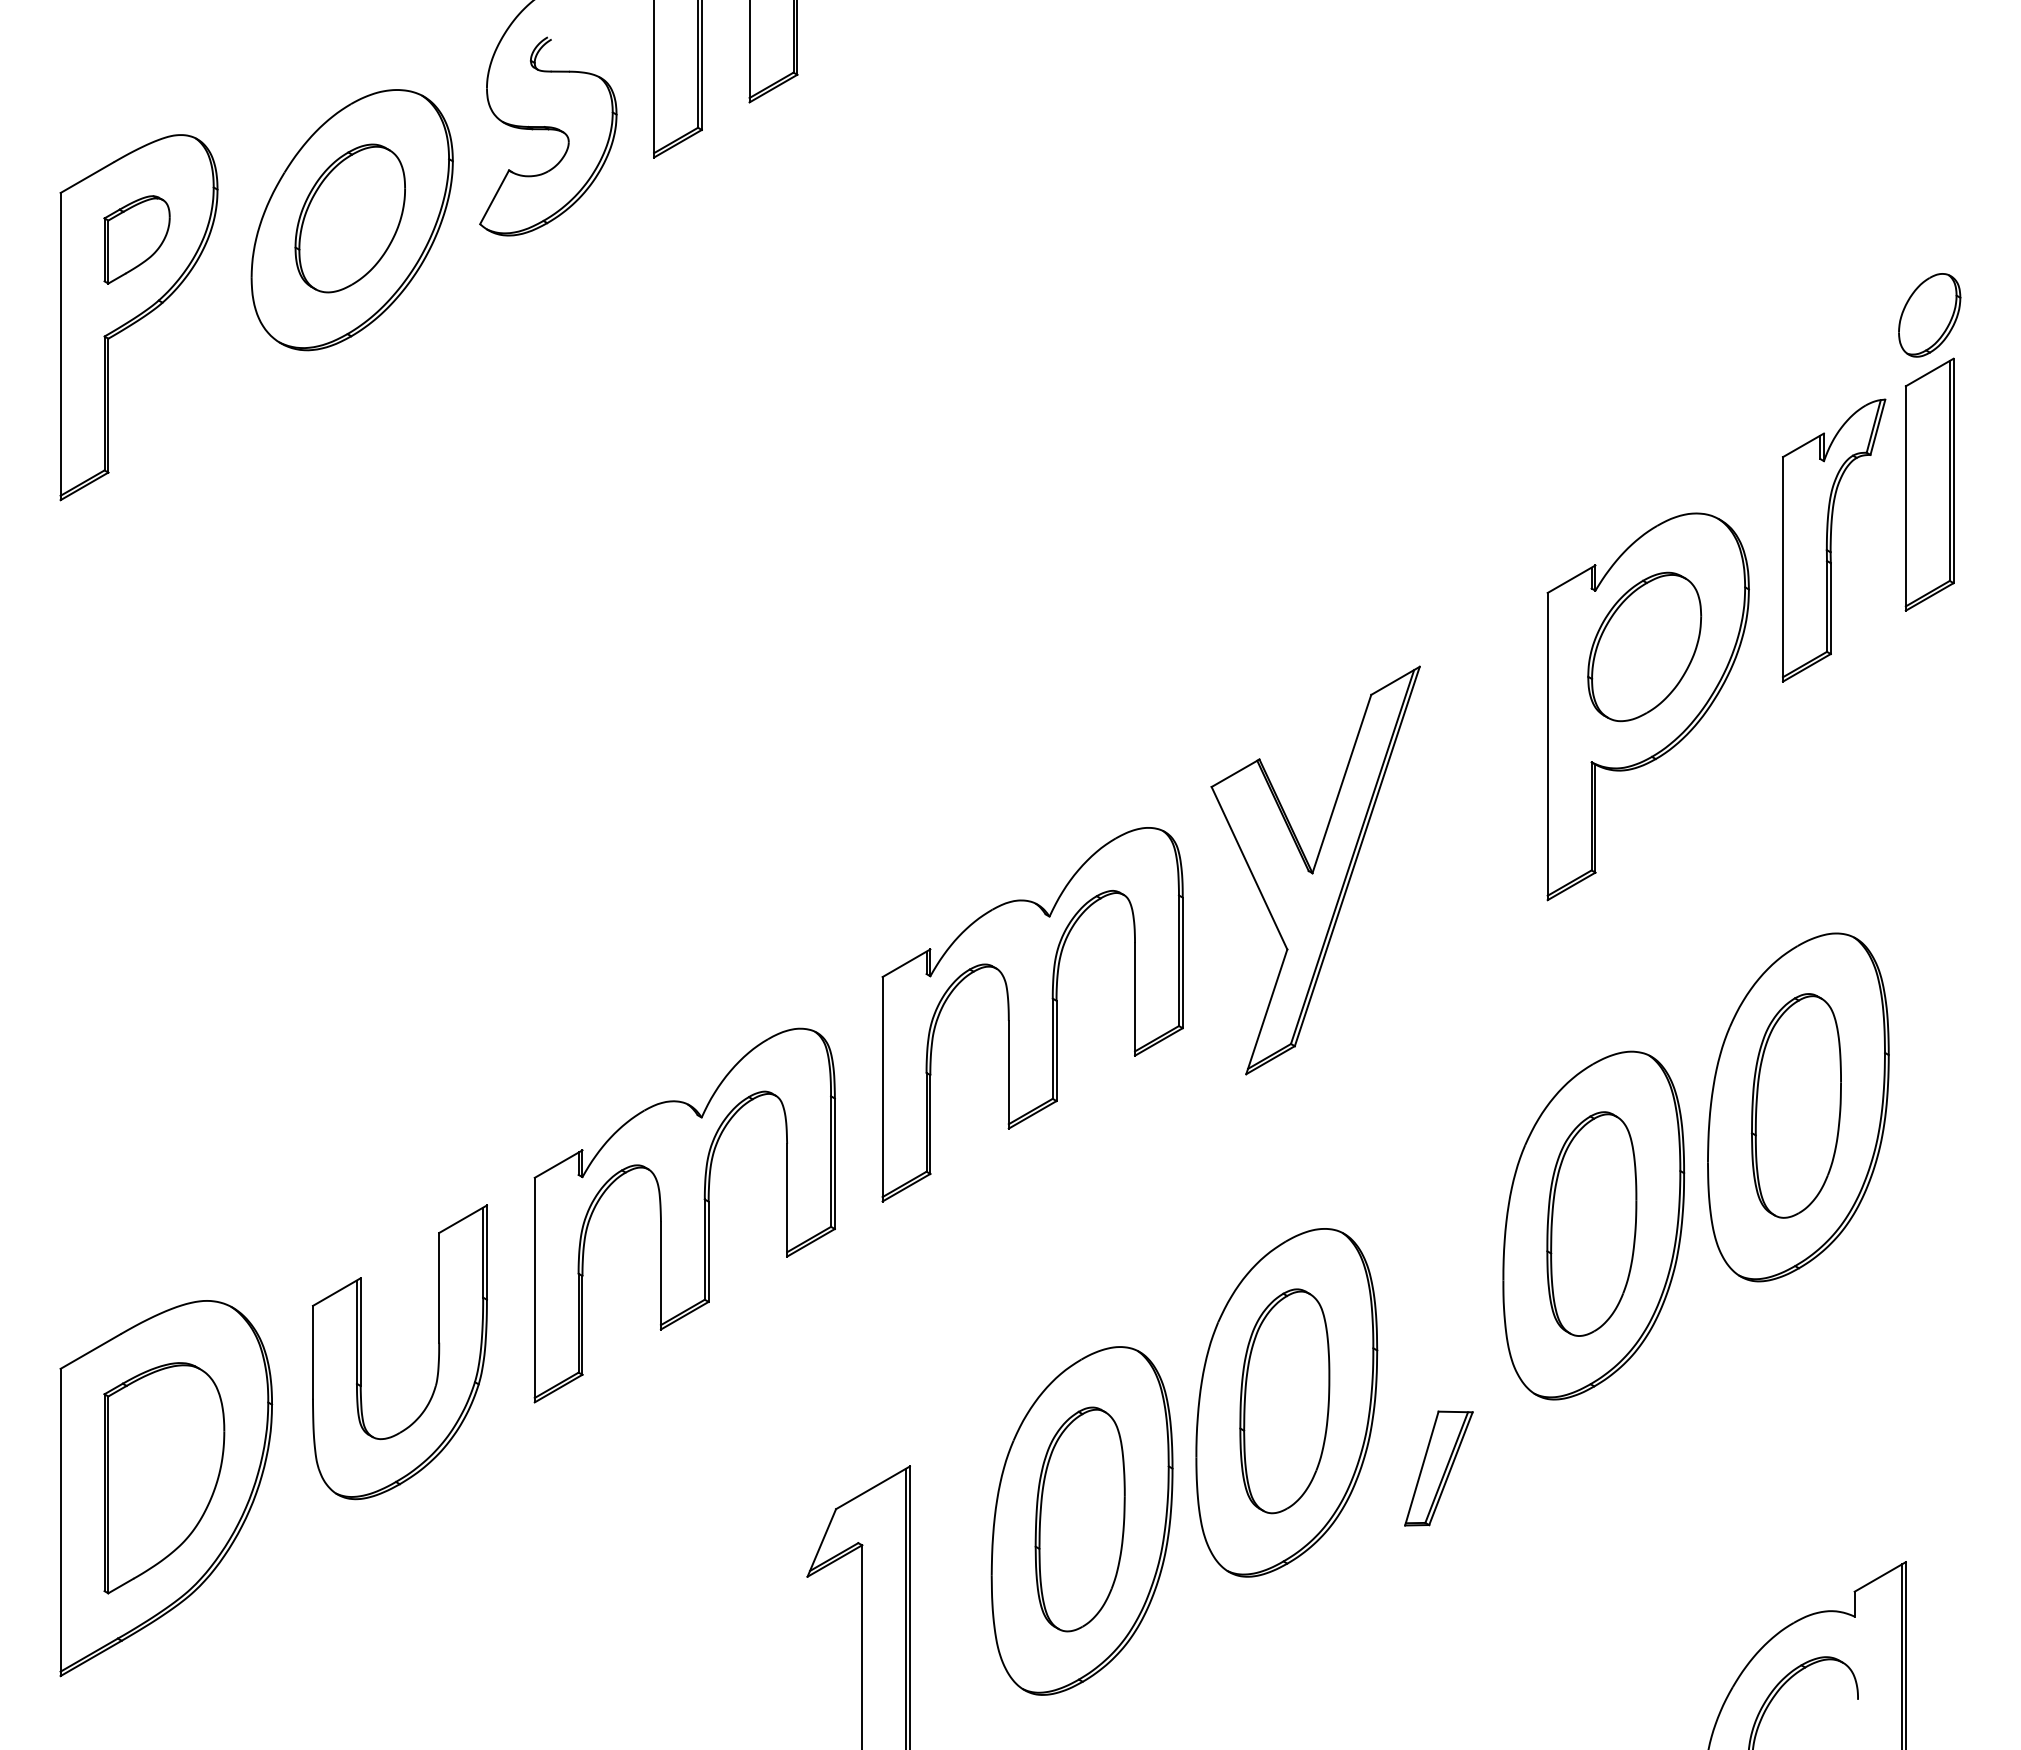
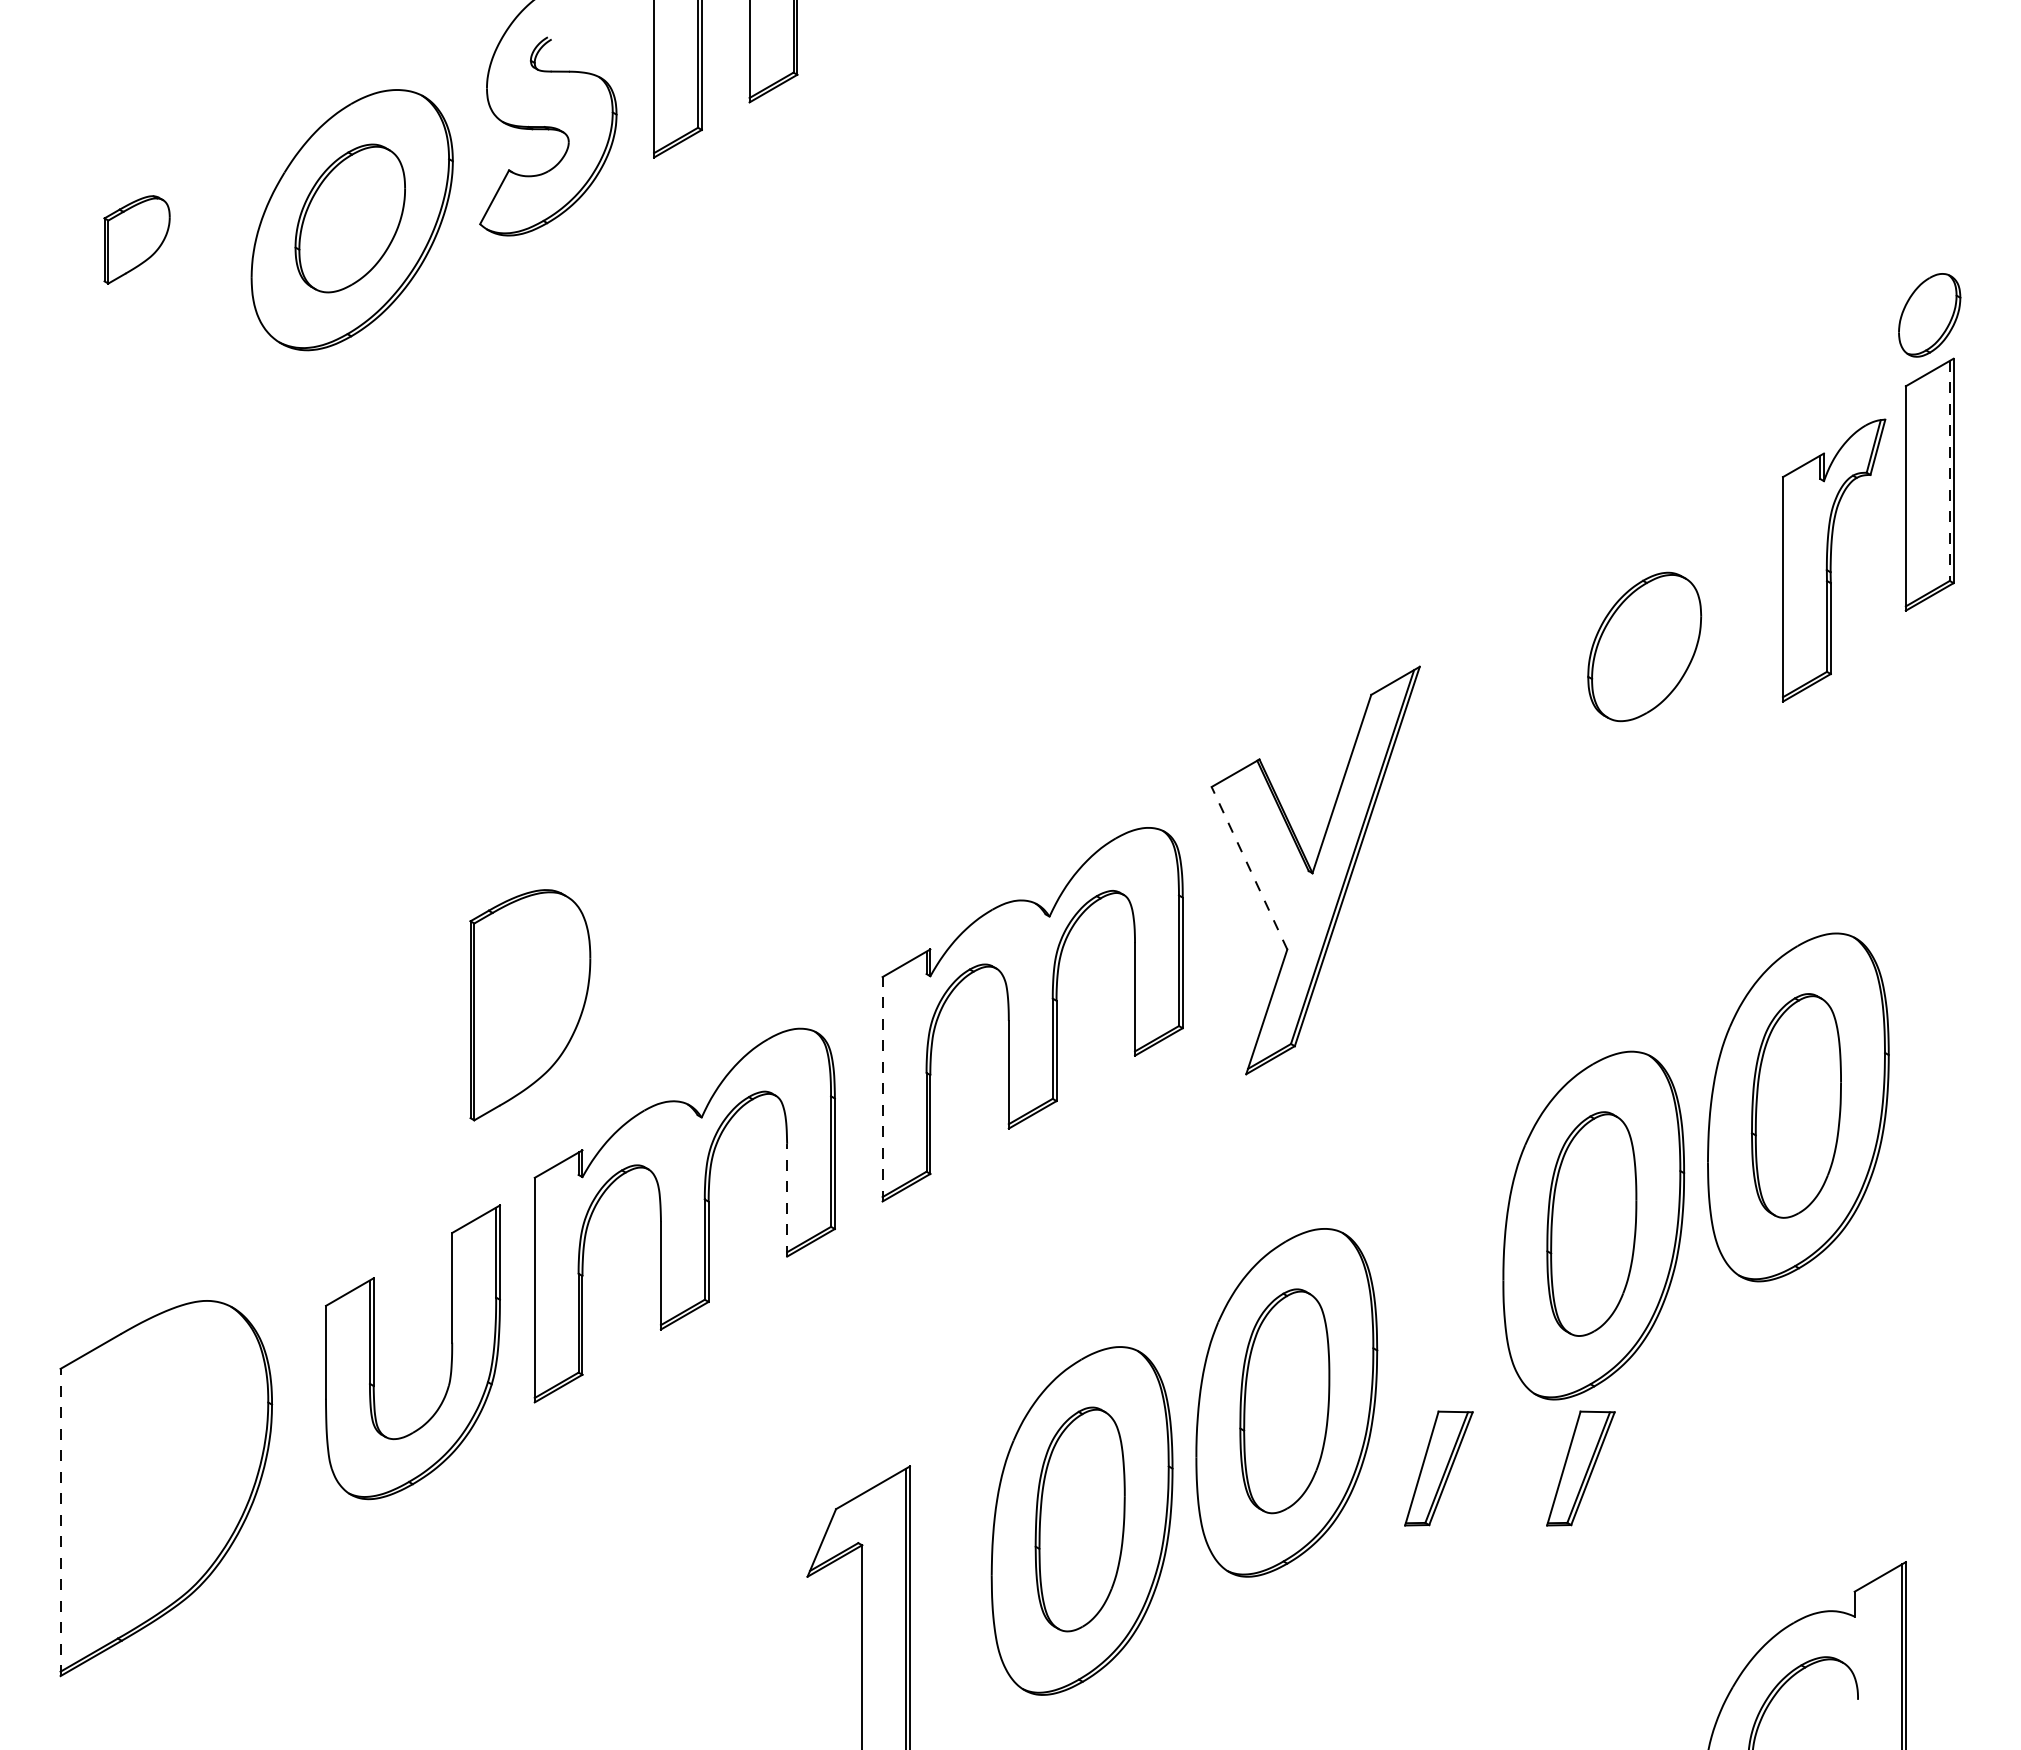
part: present -> none (138, 317)
line: solid -> dashed (1949, 471)
part position: (1834, 540) -> (1834, 560) (1834, 560)
part: present -> none (1647, 706)
line: solid -> dashed (1249, 868)
line: solid -> dashed (882, 1088)
line: solid -> dashed (787, 1199)
part position: (361, 1352) -> (374, 1352) (374, 1352)
part: none -> present (1580, 1468)
part position: (164, 1478) -> (530, 1005) (530, 1005)
line: solid -> dashed (60, 1522)
